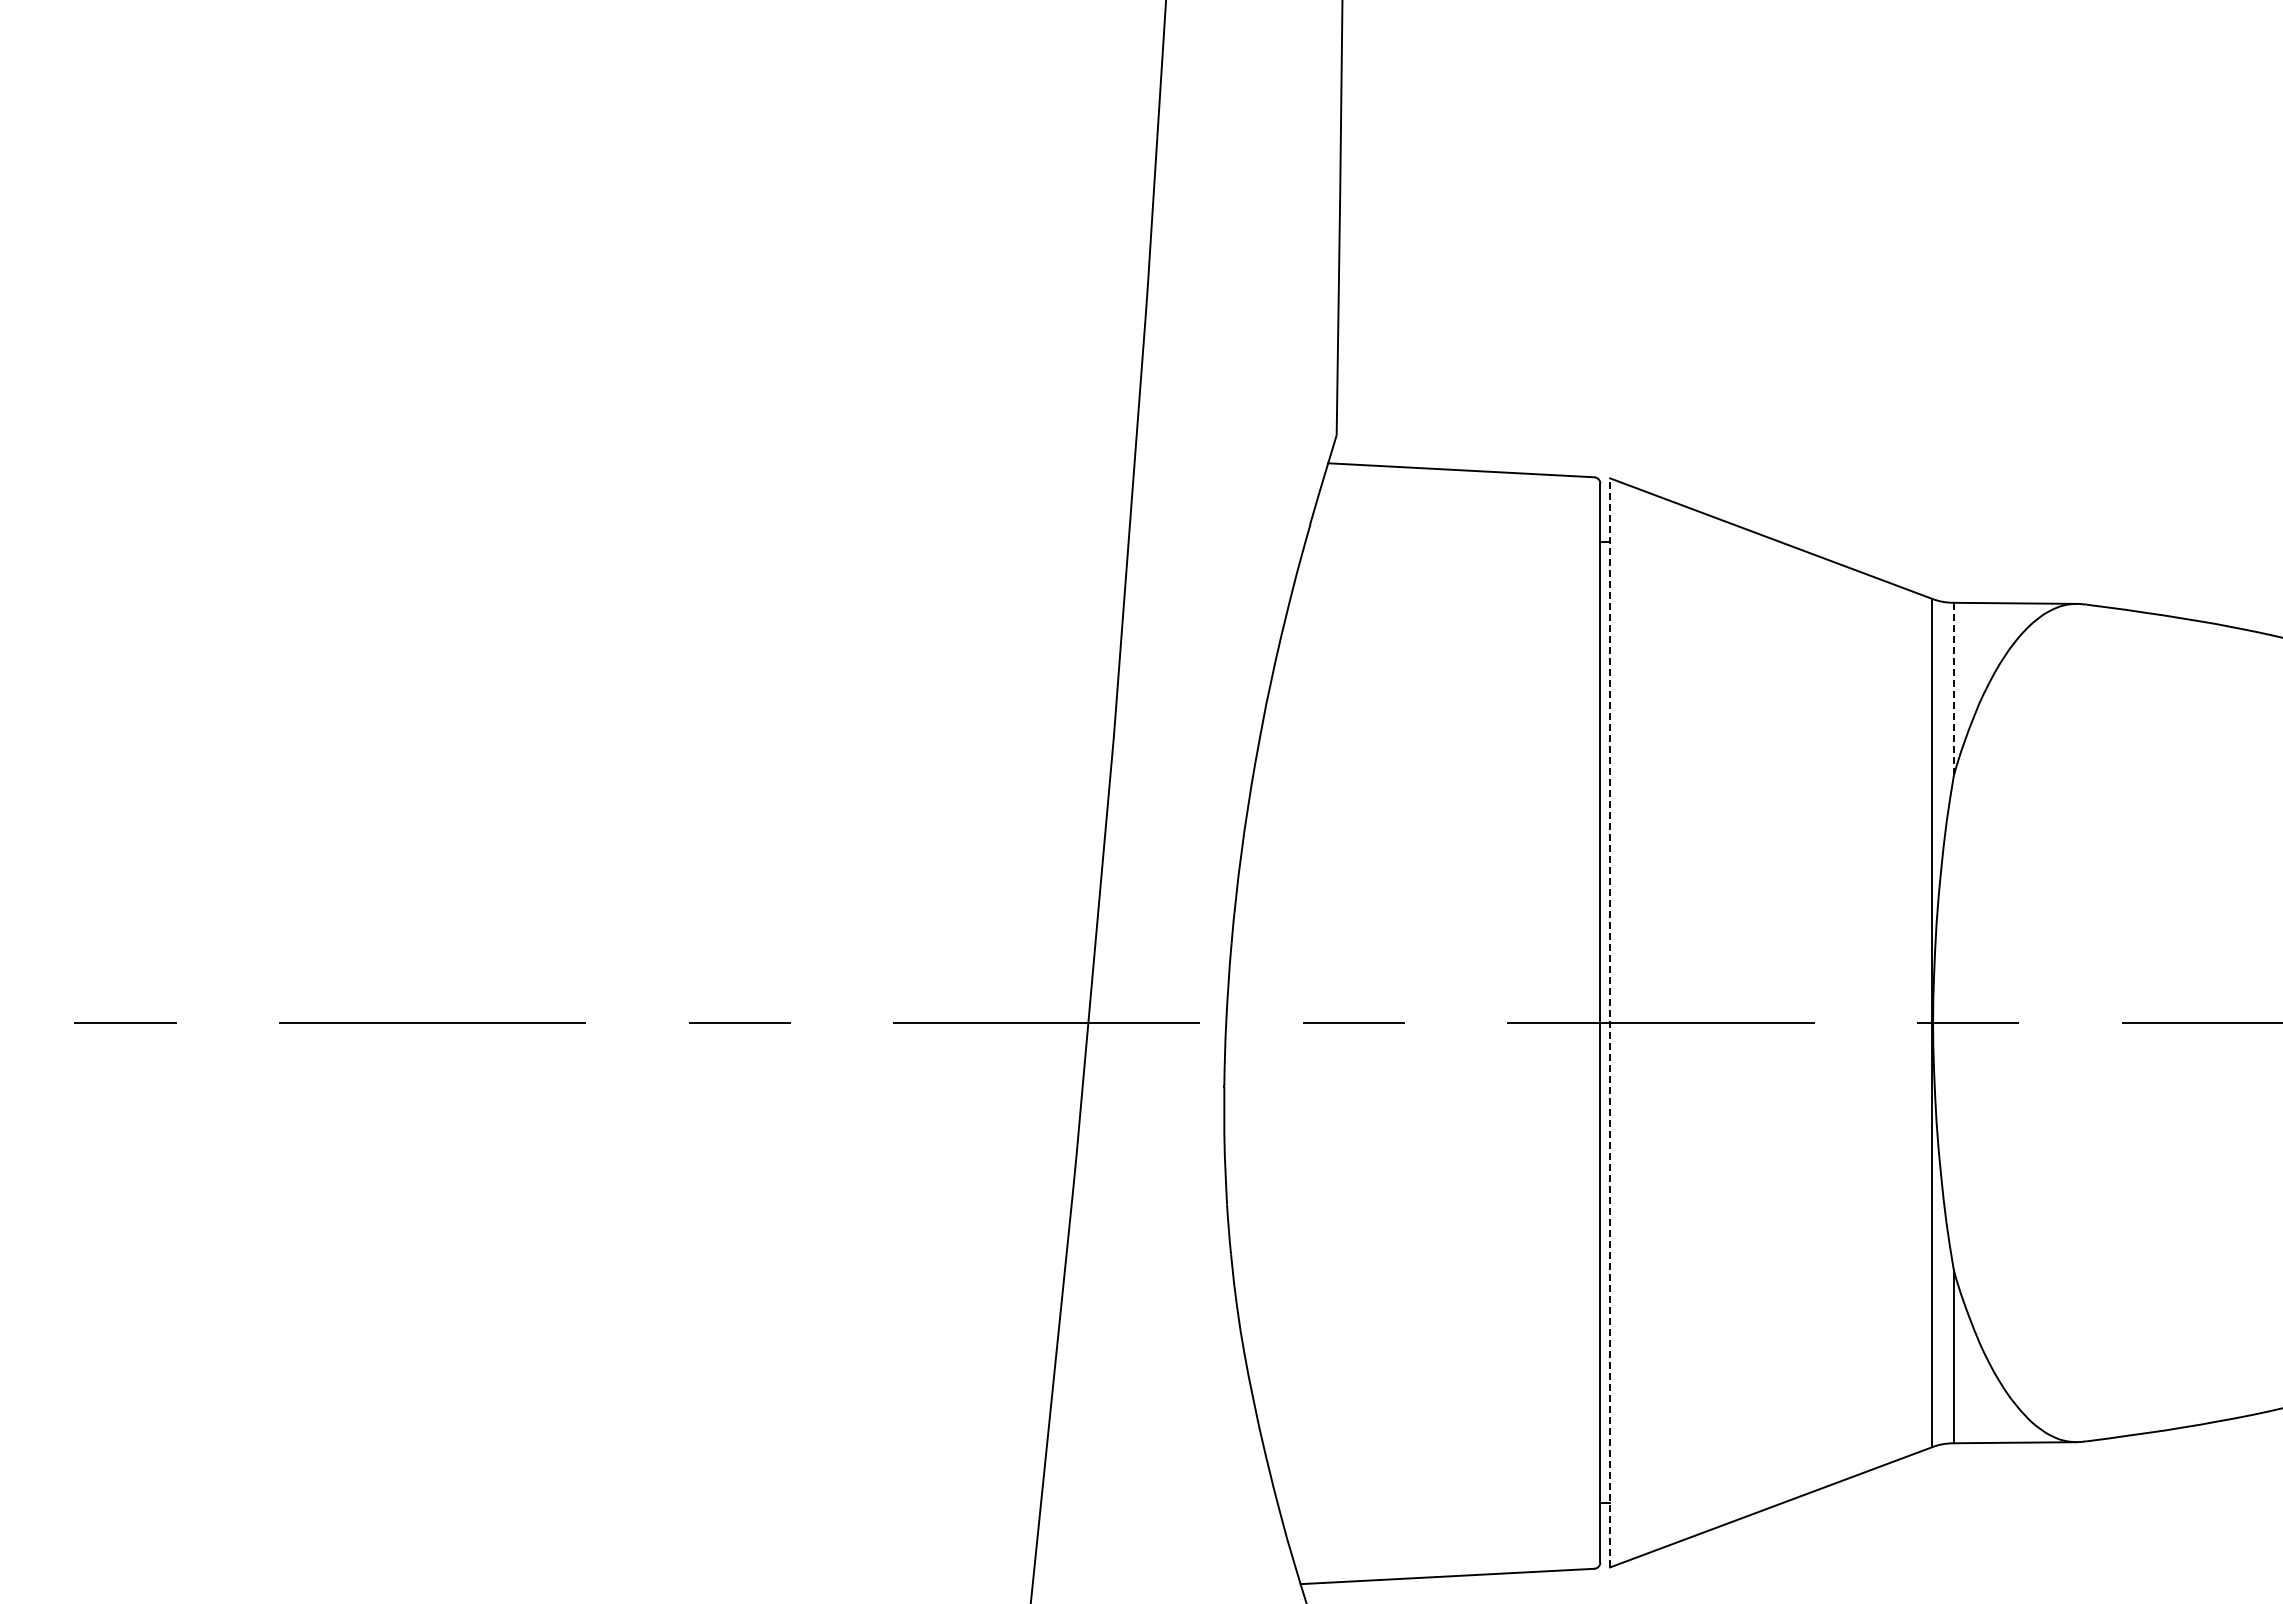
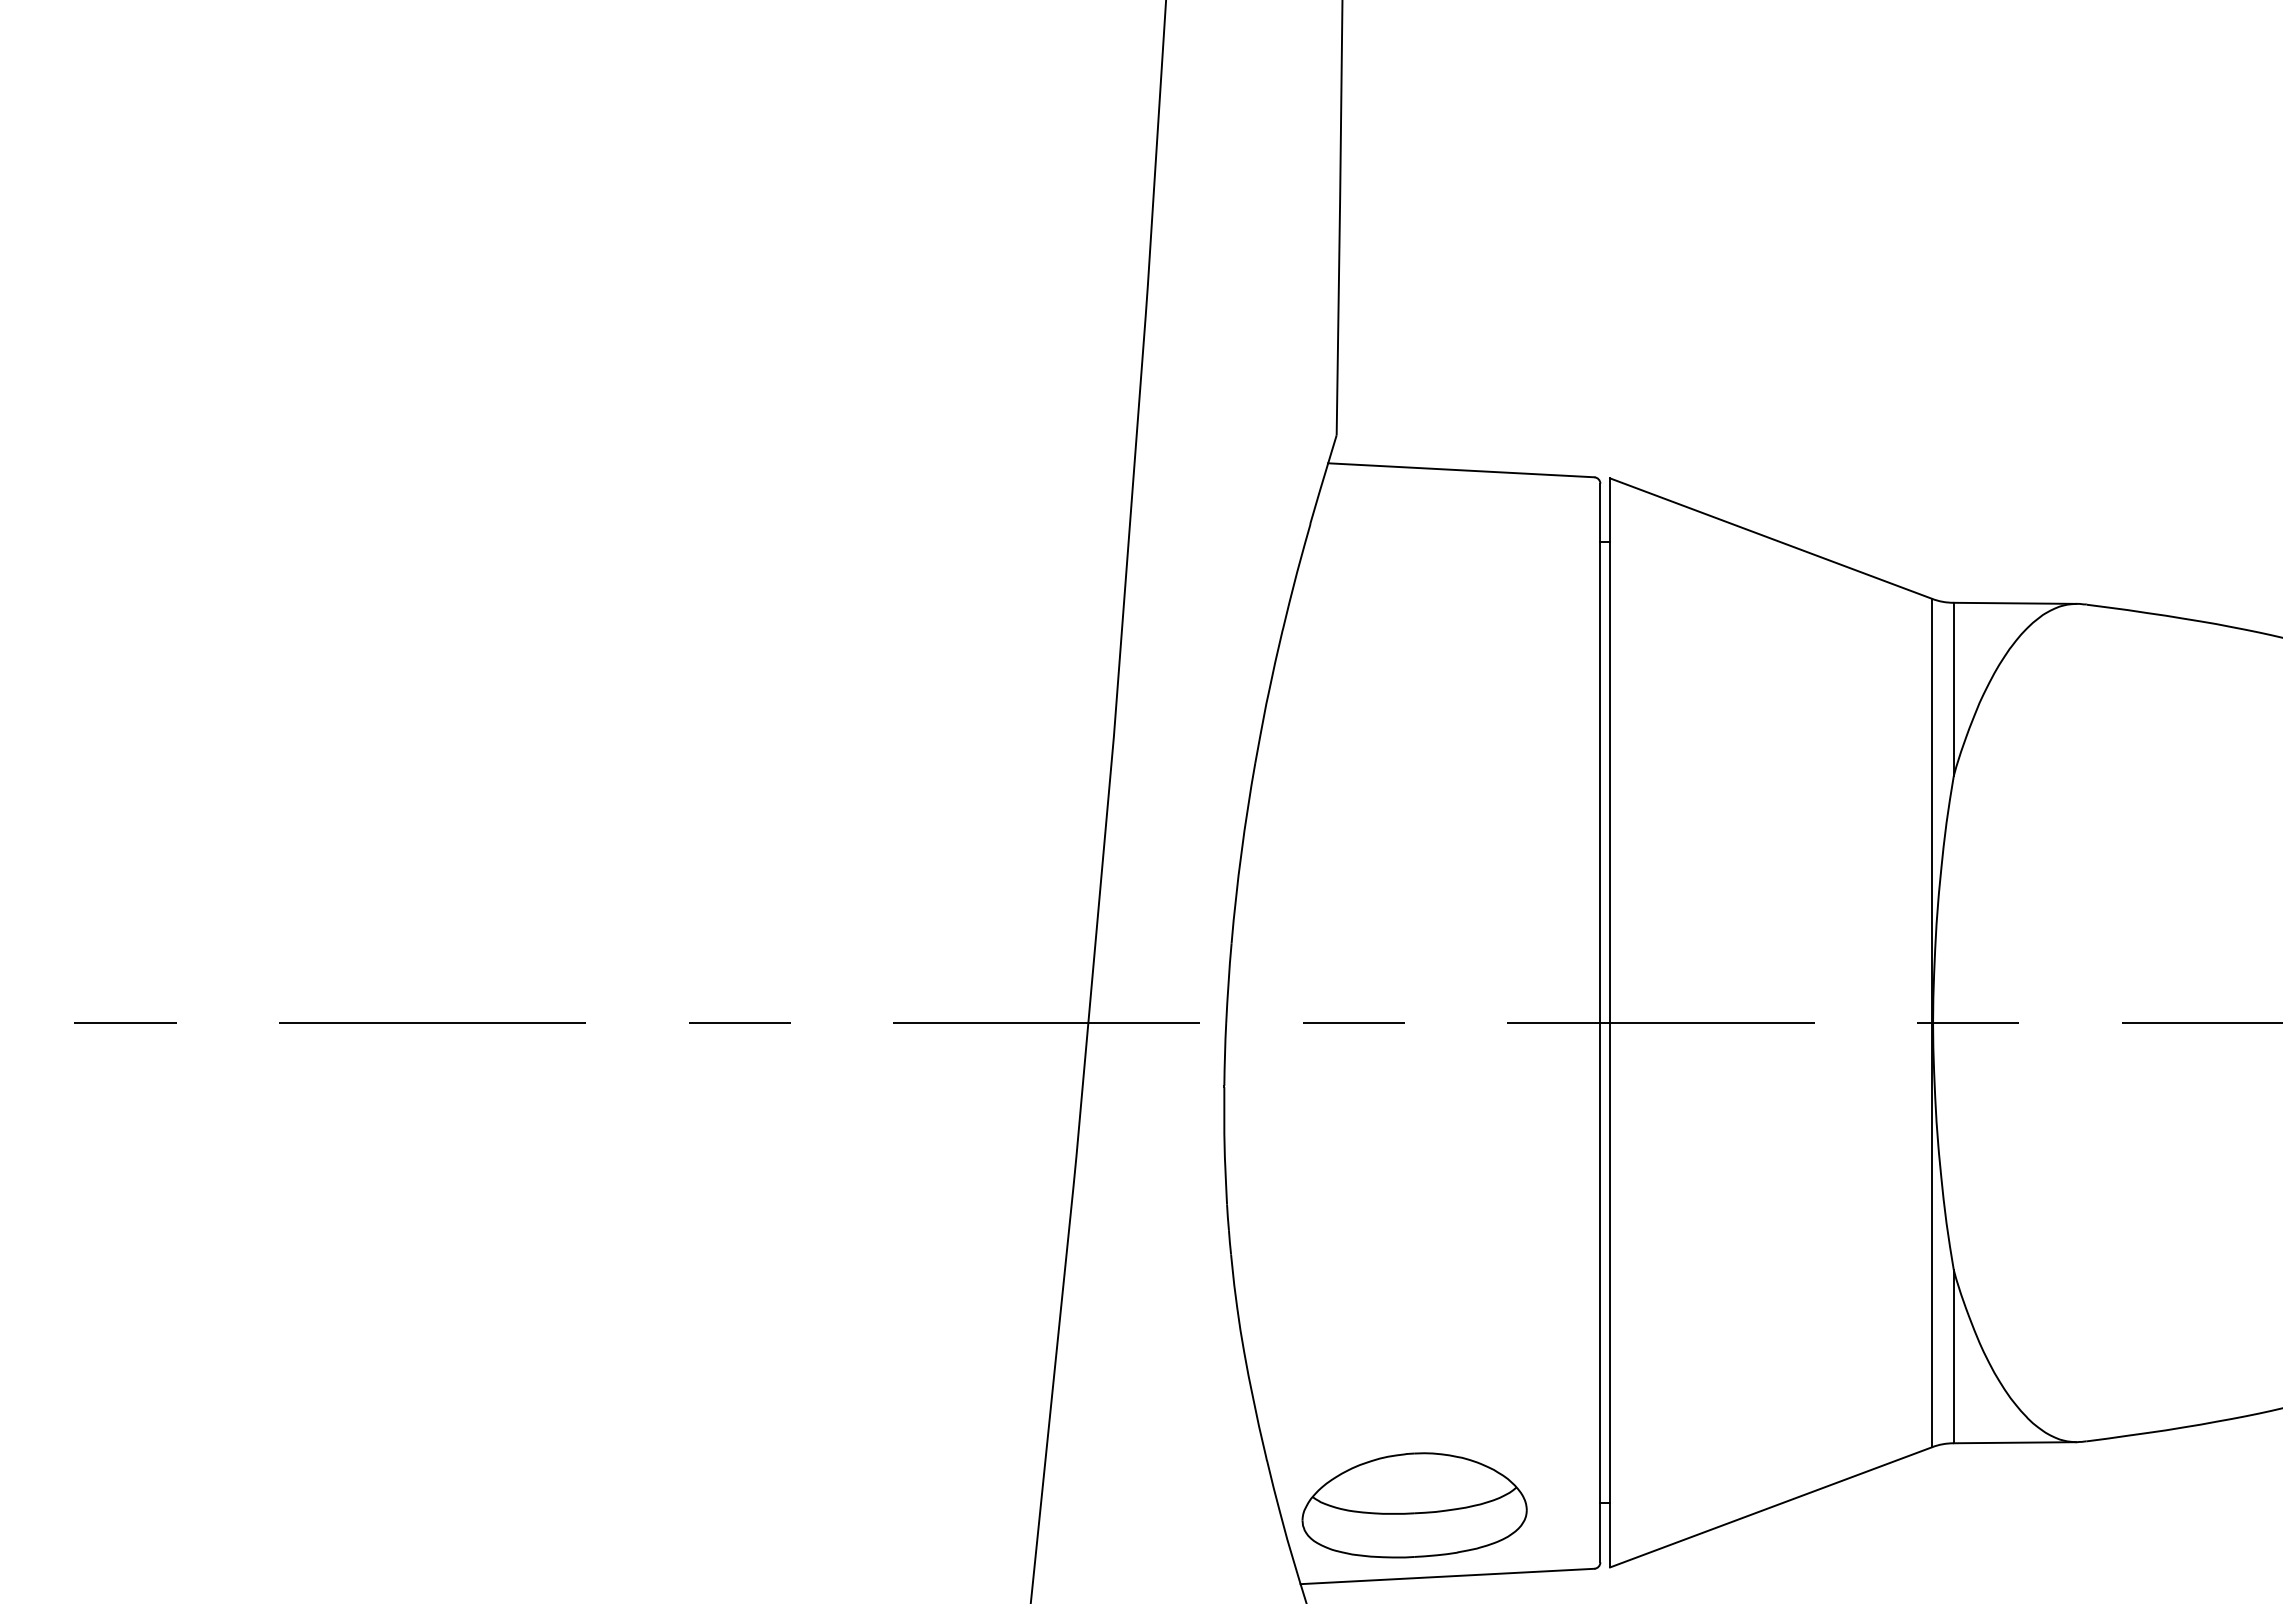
line: dashed -> solid (1953, 689)
line: dashed -> solid (1610, 1022)
part: none -> present (1414, 1505)
